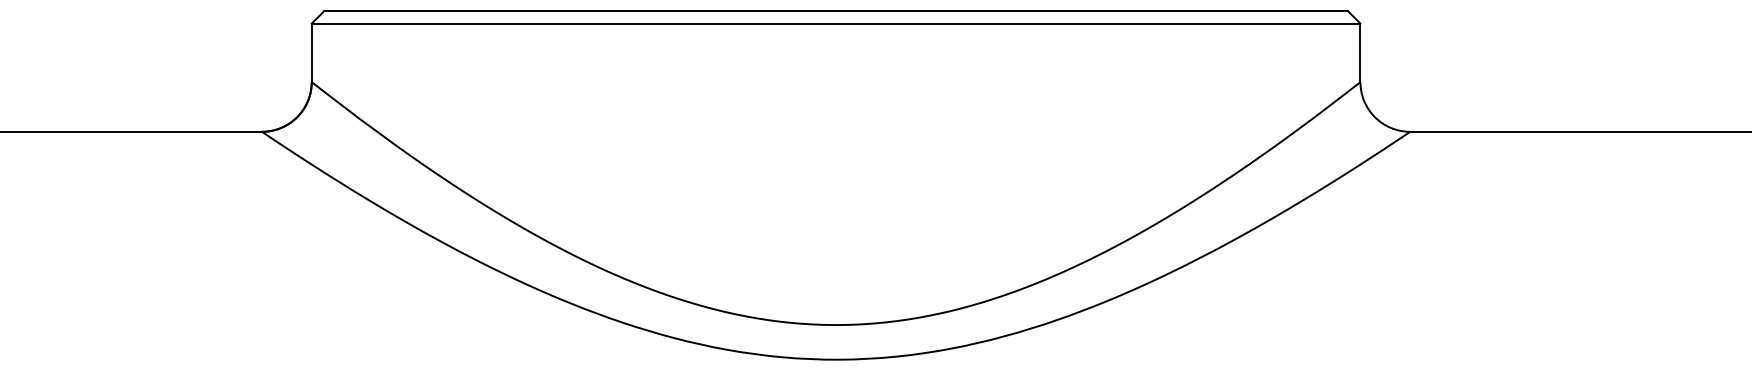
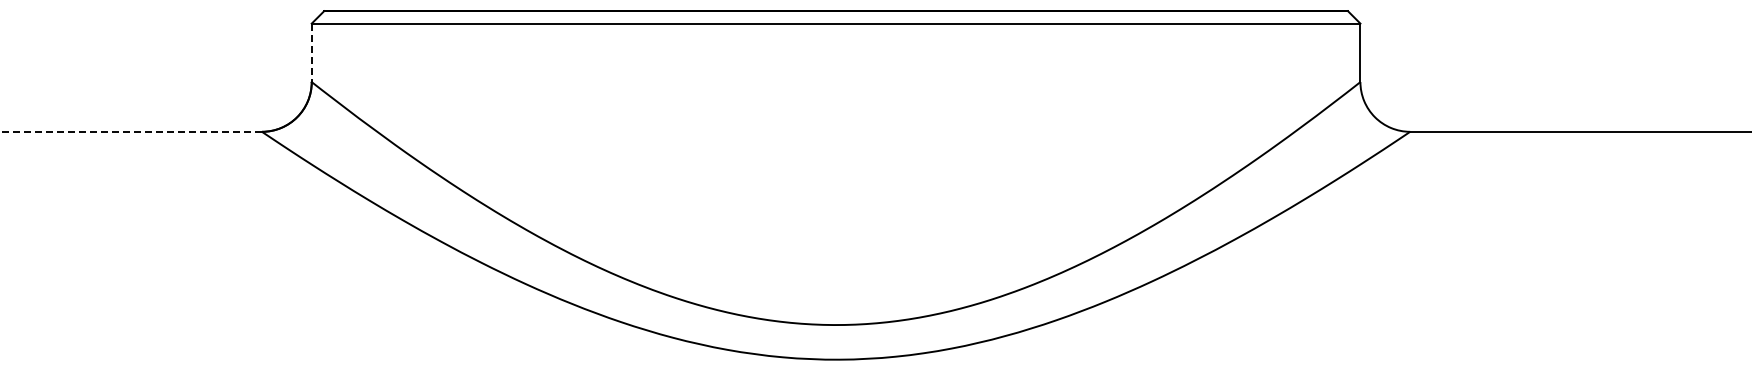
line: solid -> dashed (311, 53)
line: solid -> dashed (131, 131)
